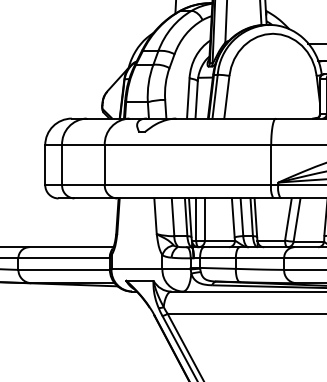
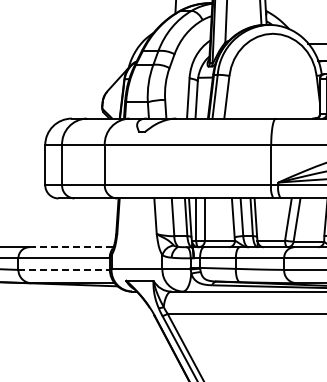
line: solid -> dashed (71, 247)
line: solid -> dashed (64, 269)
